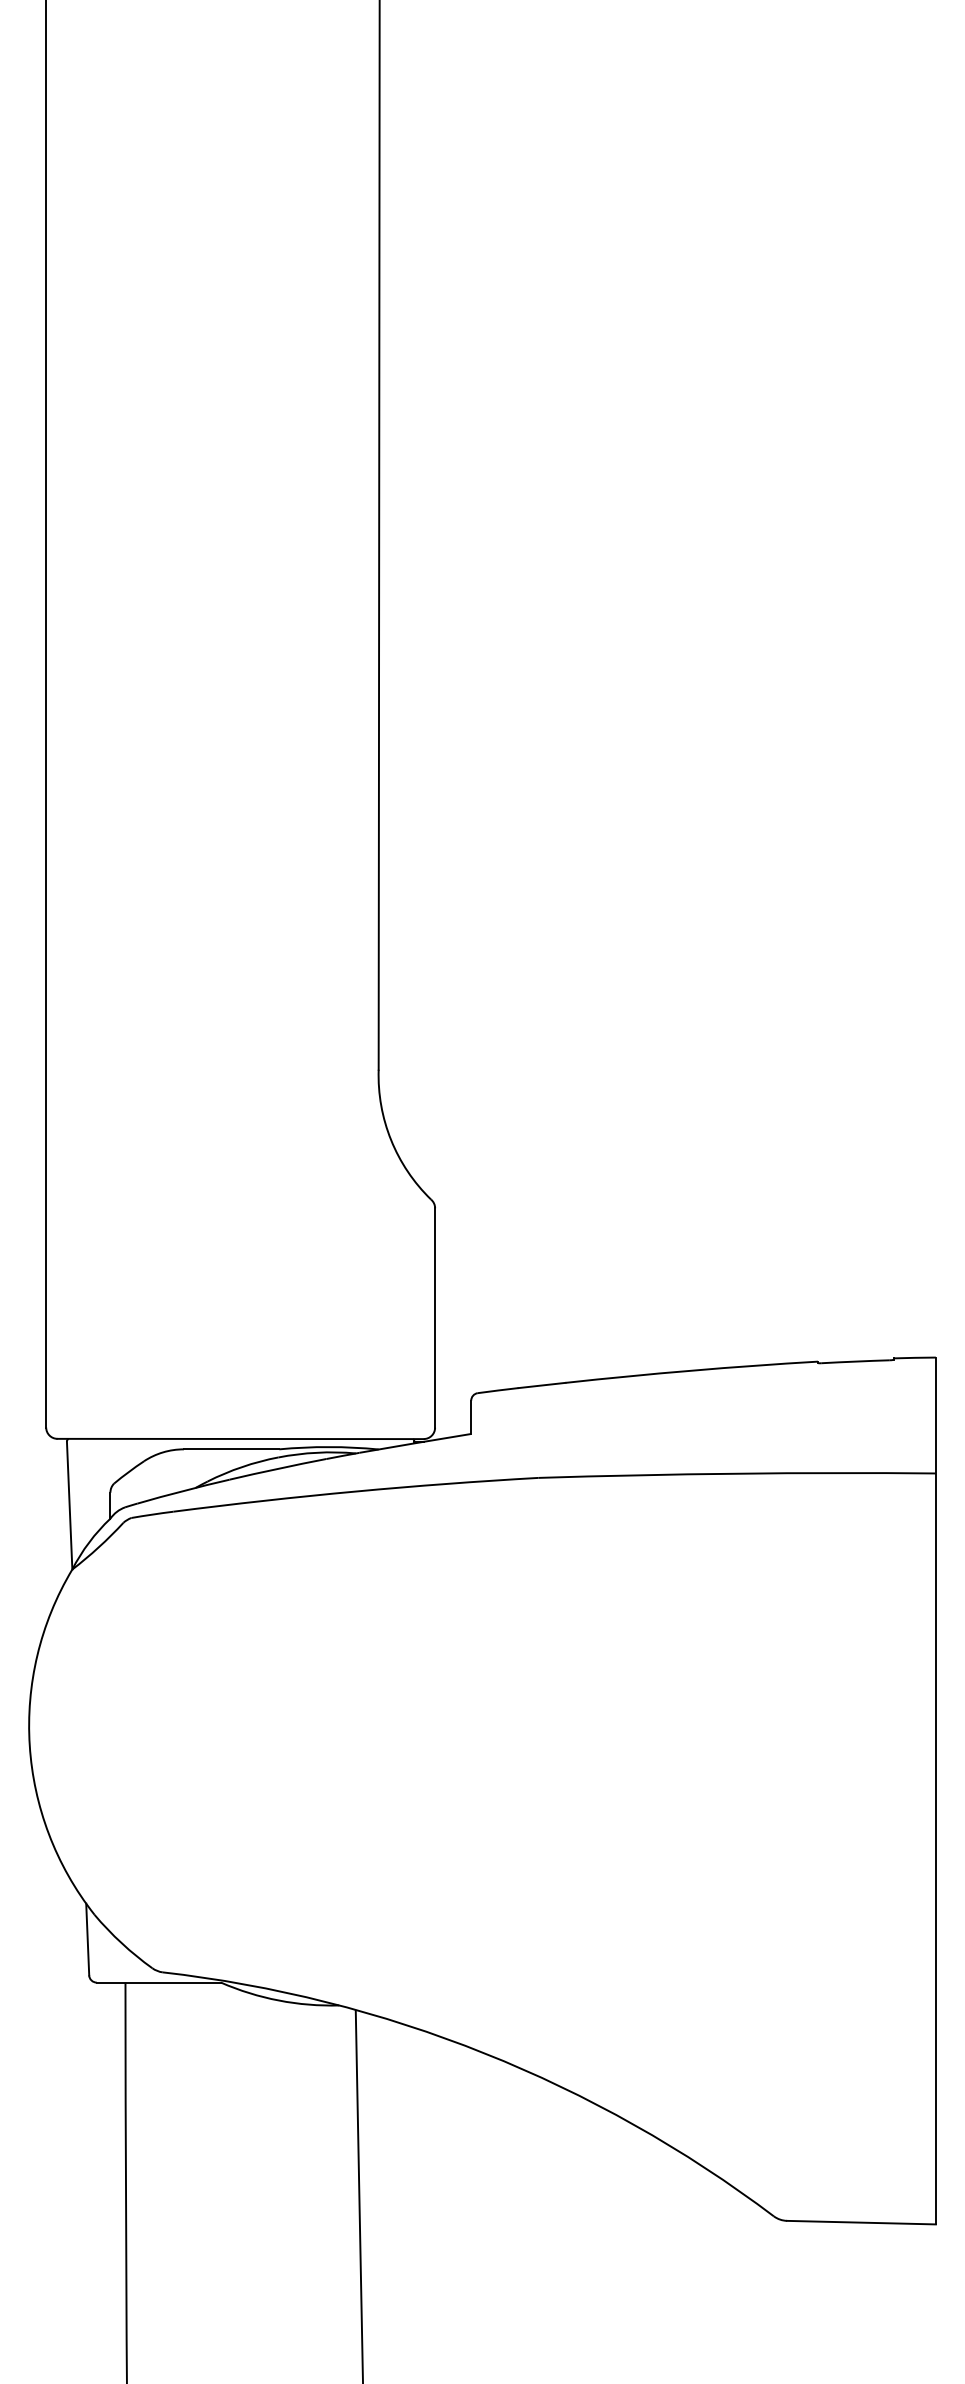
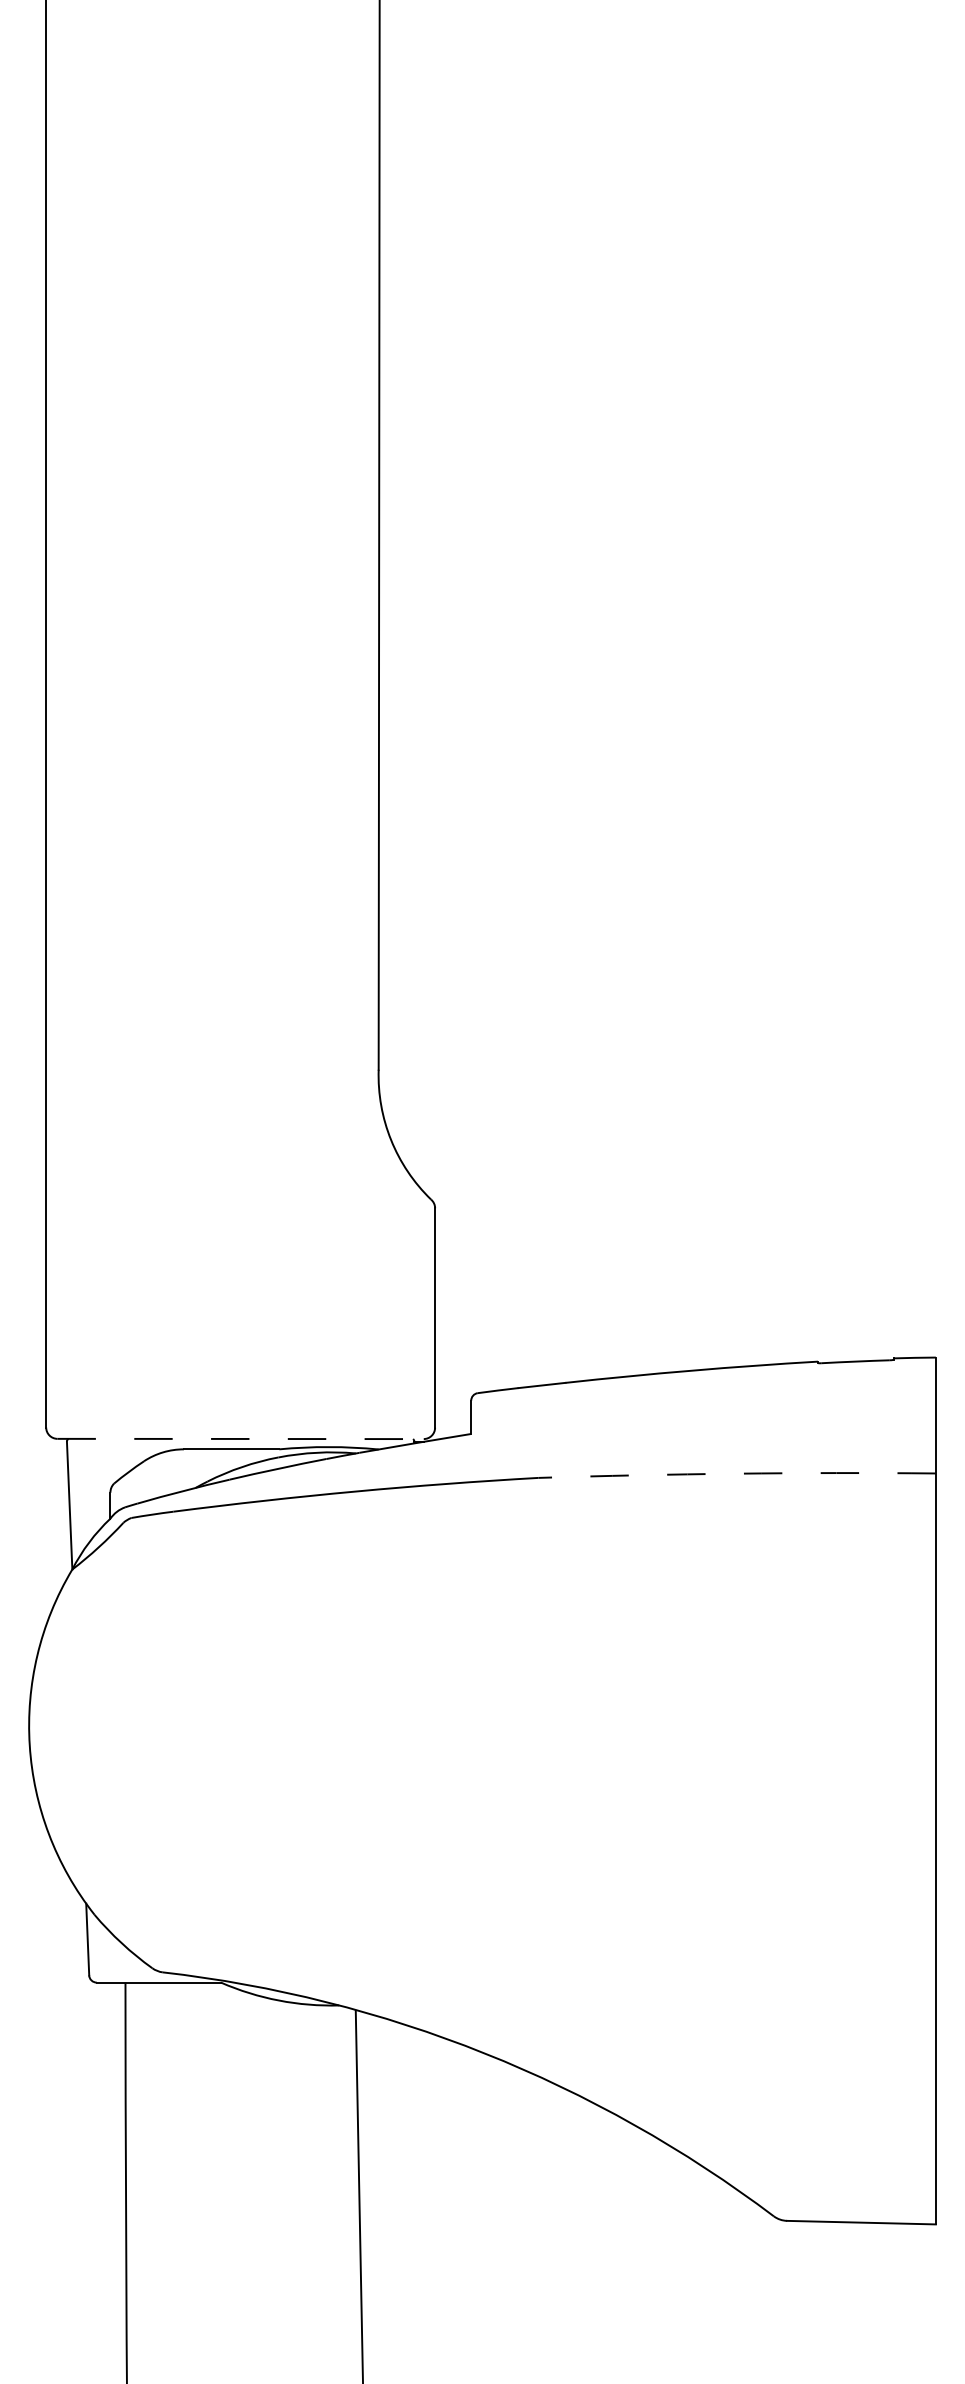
line: solid -> dashed (241, 1438)
arc: solid -> dashed (737, 1473)
